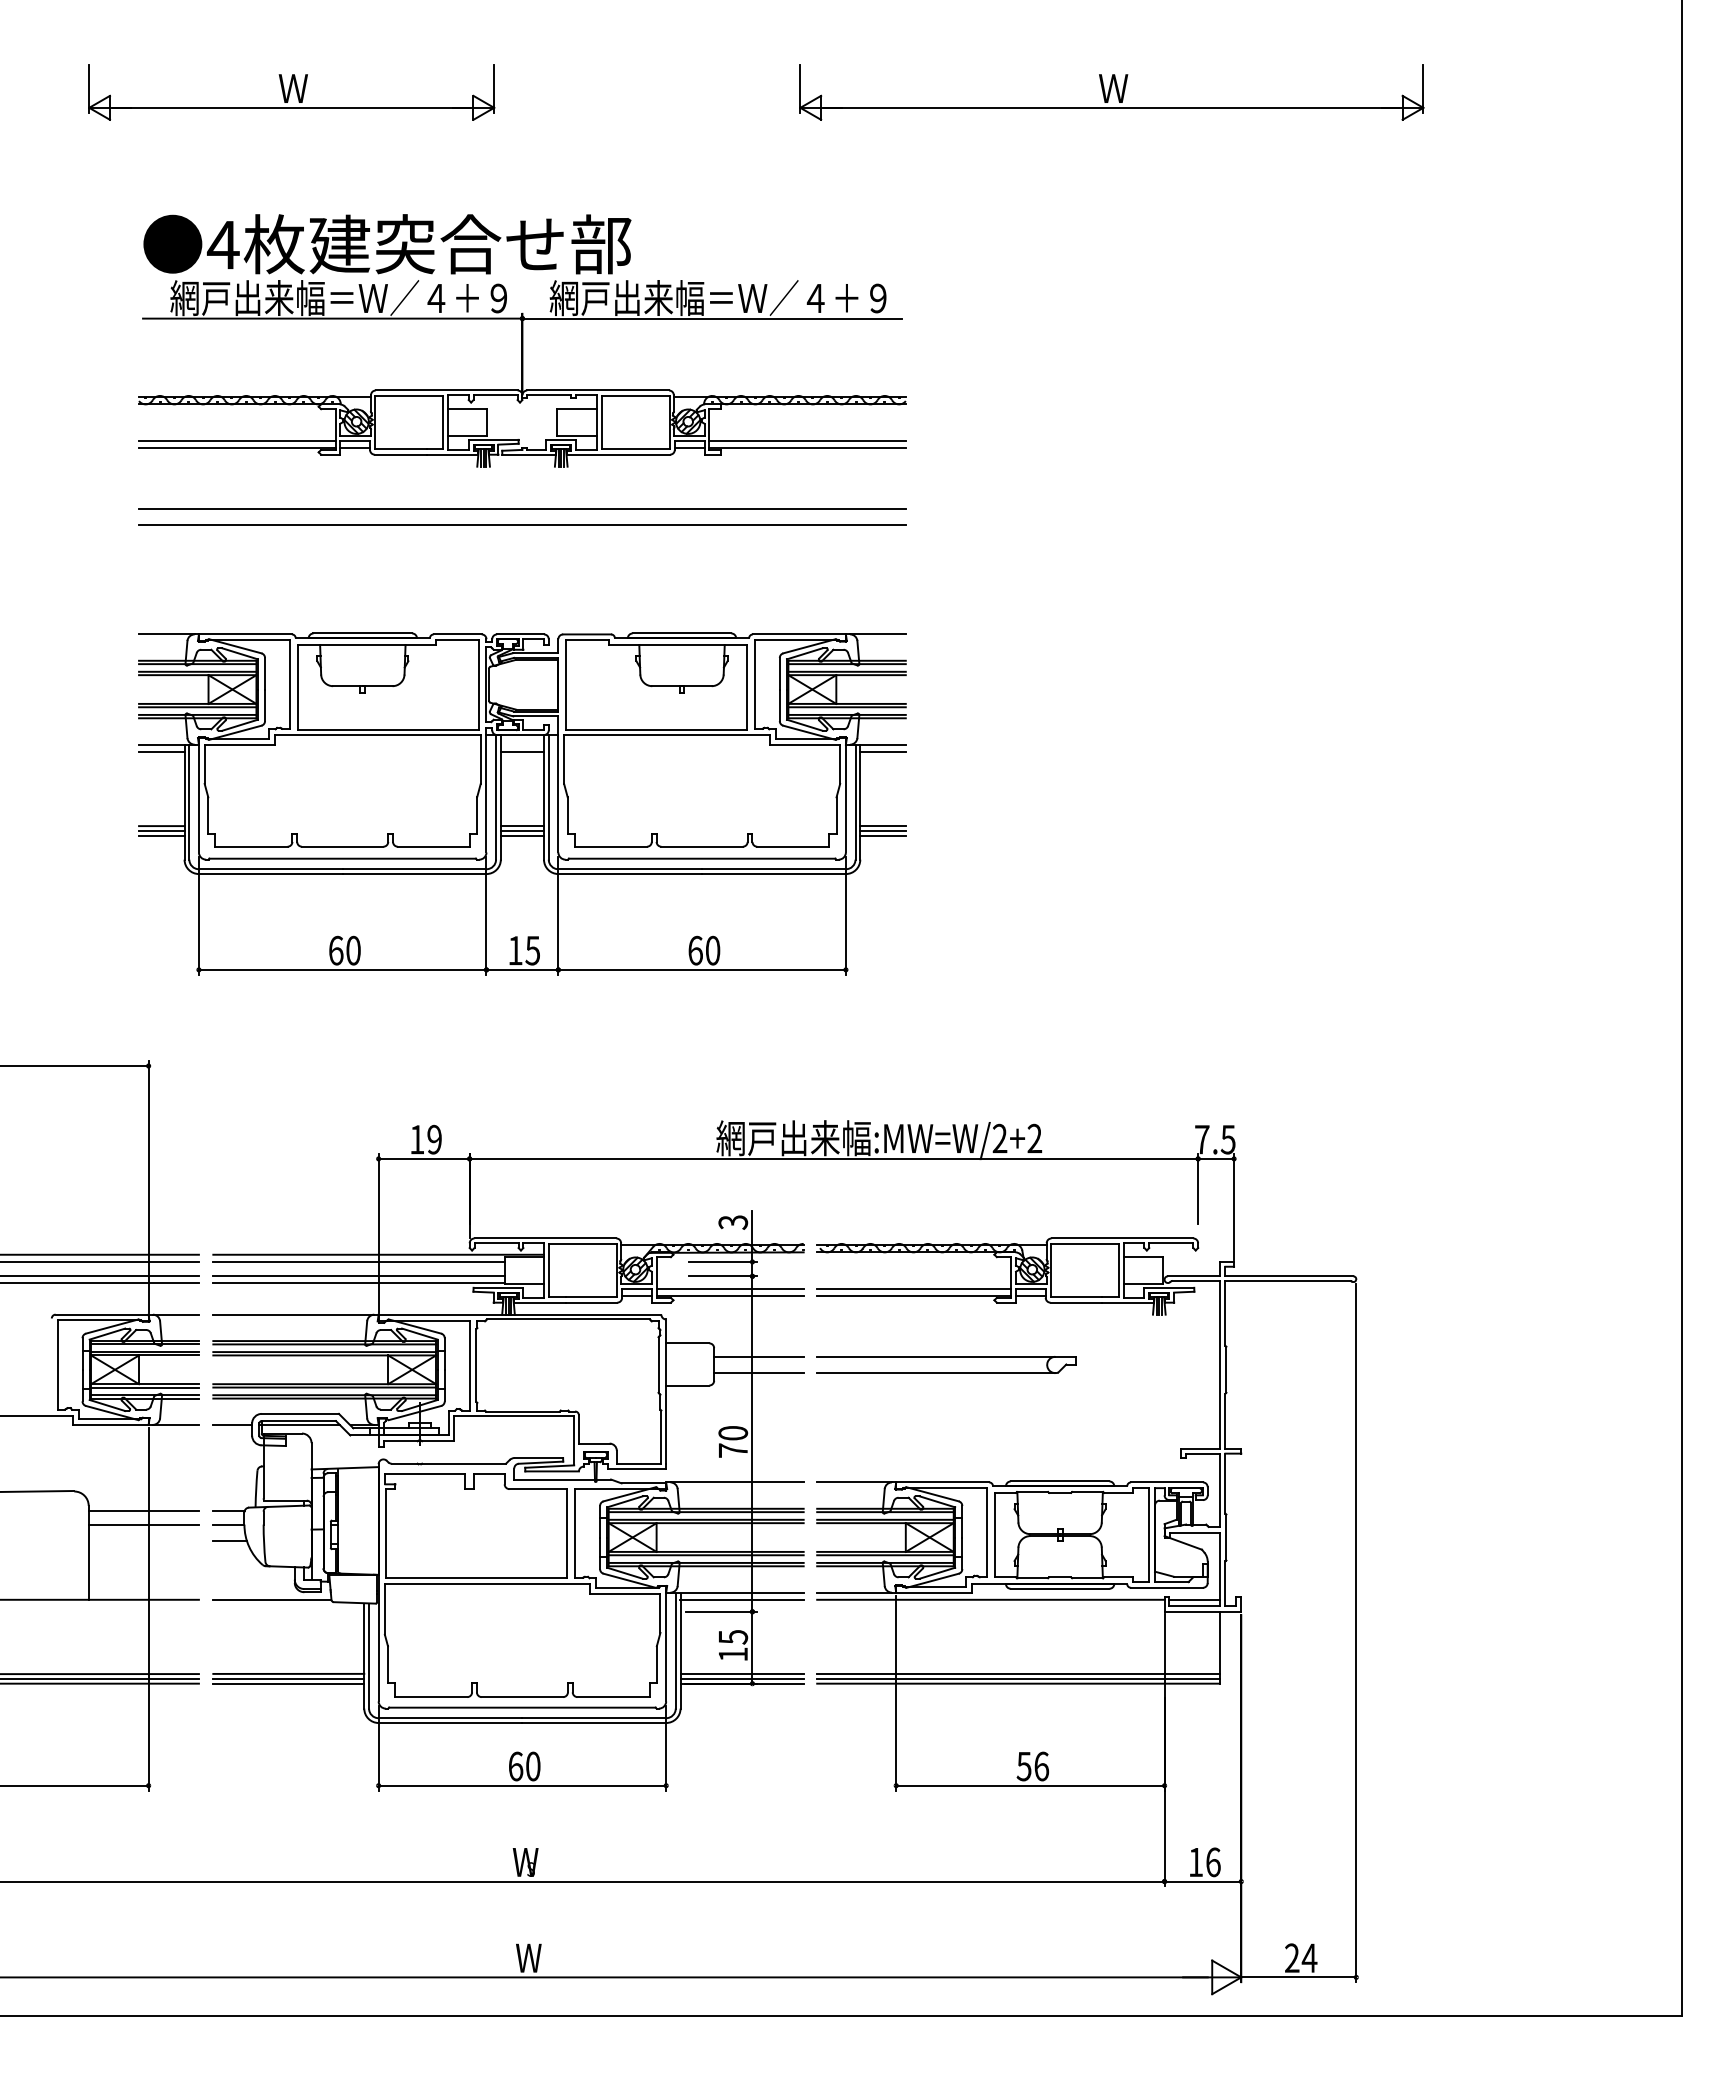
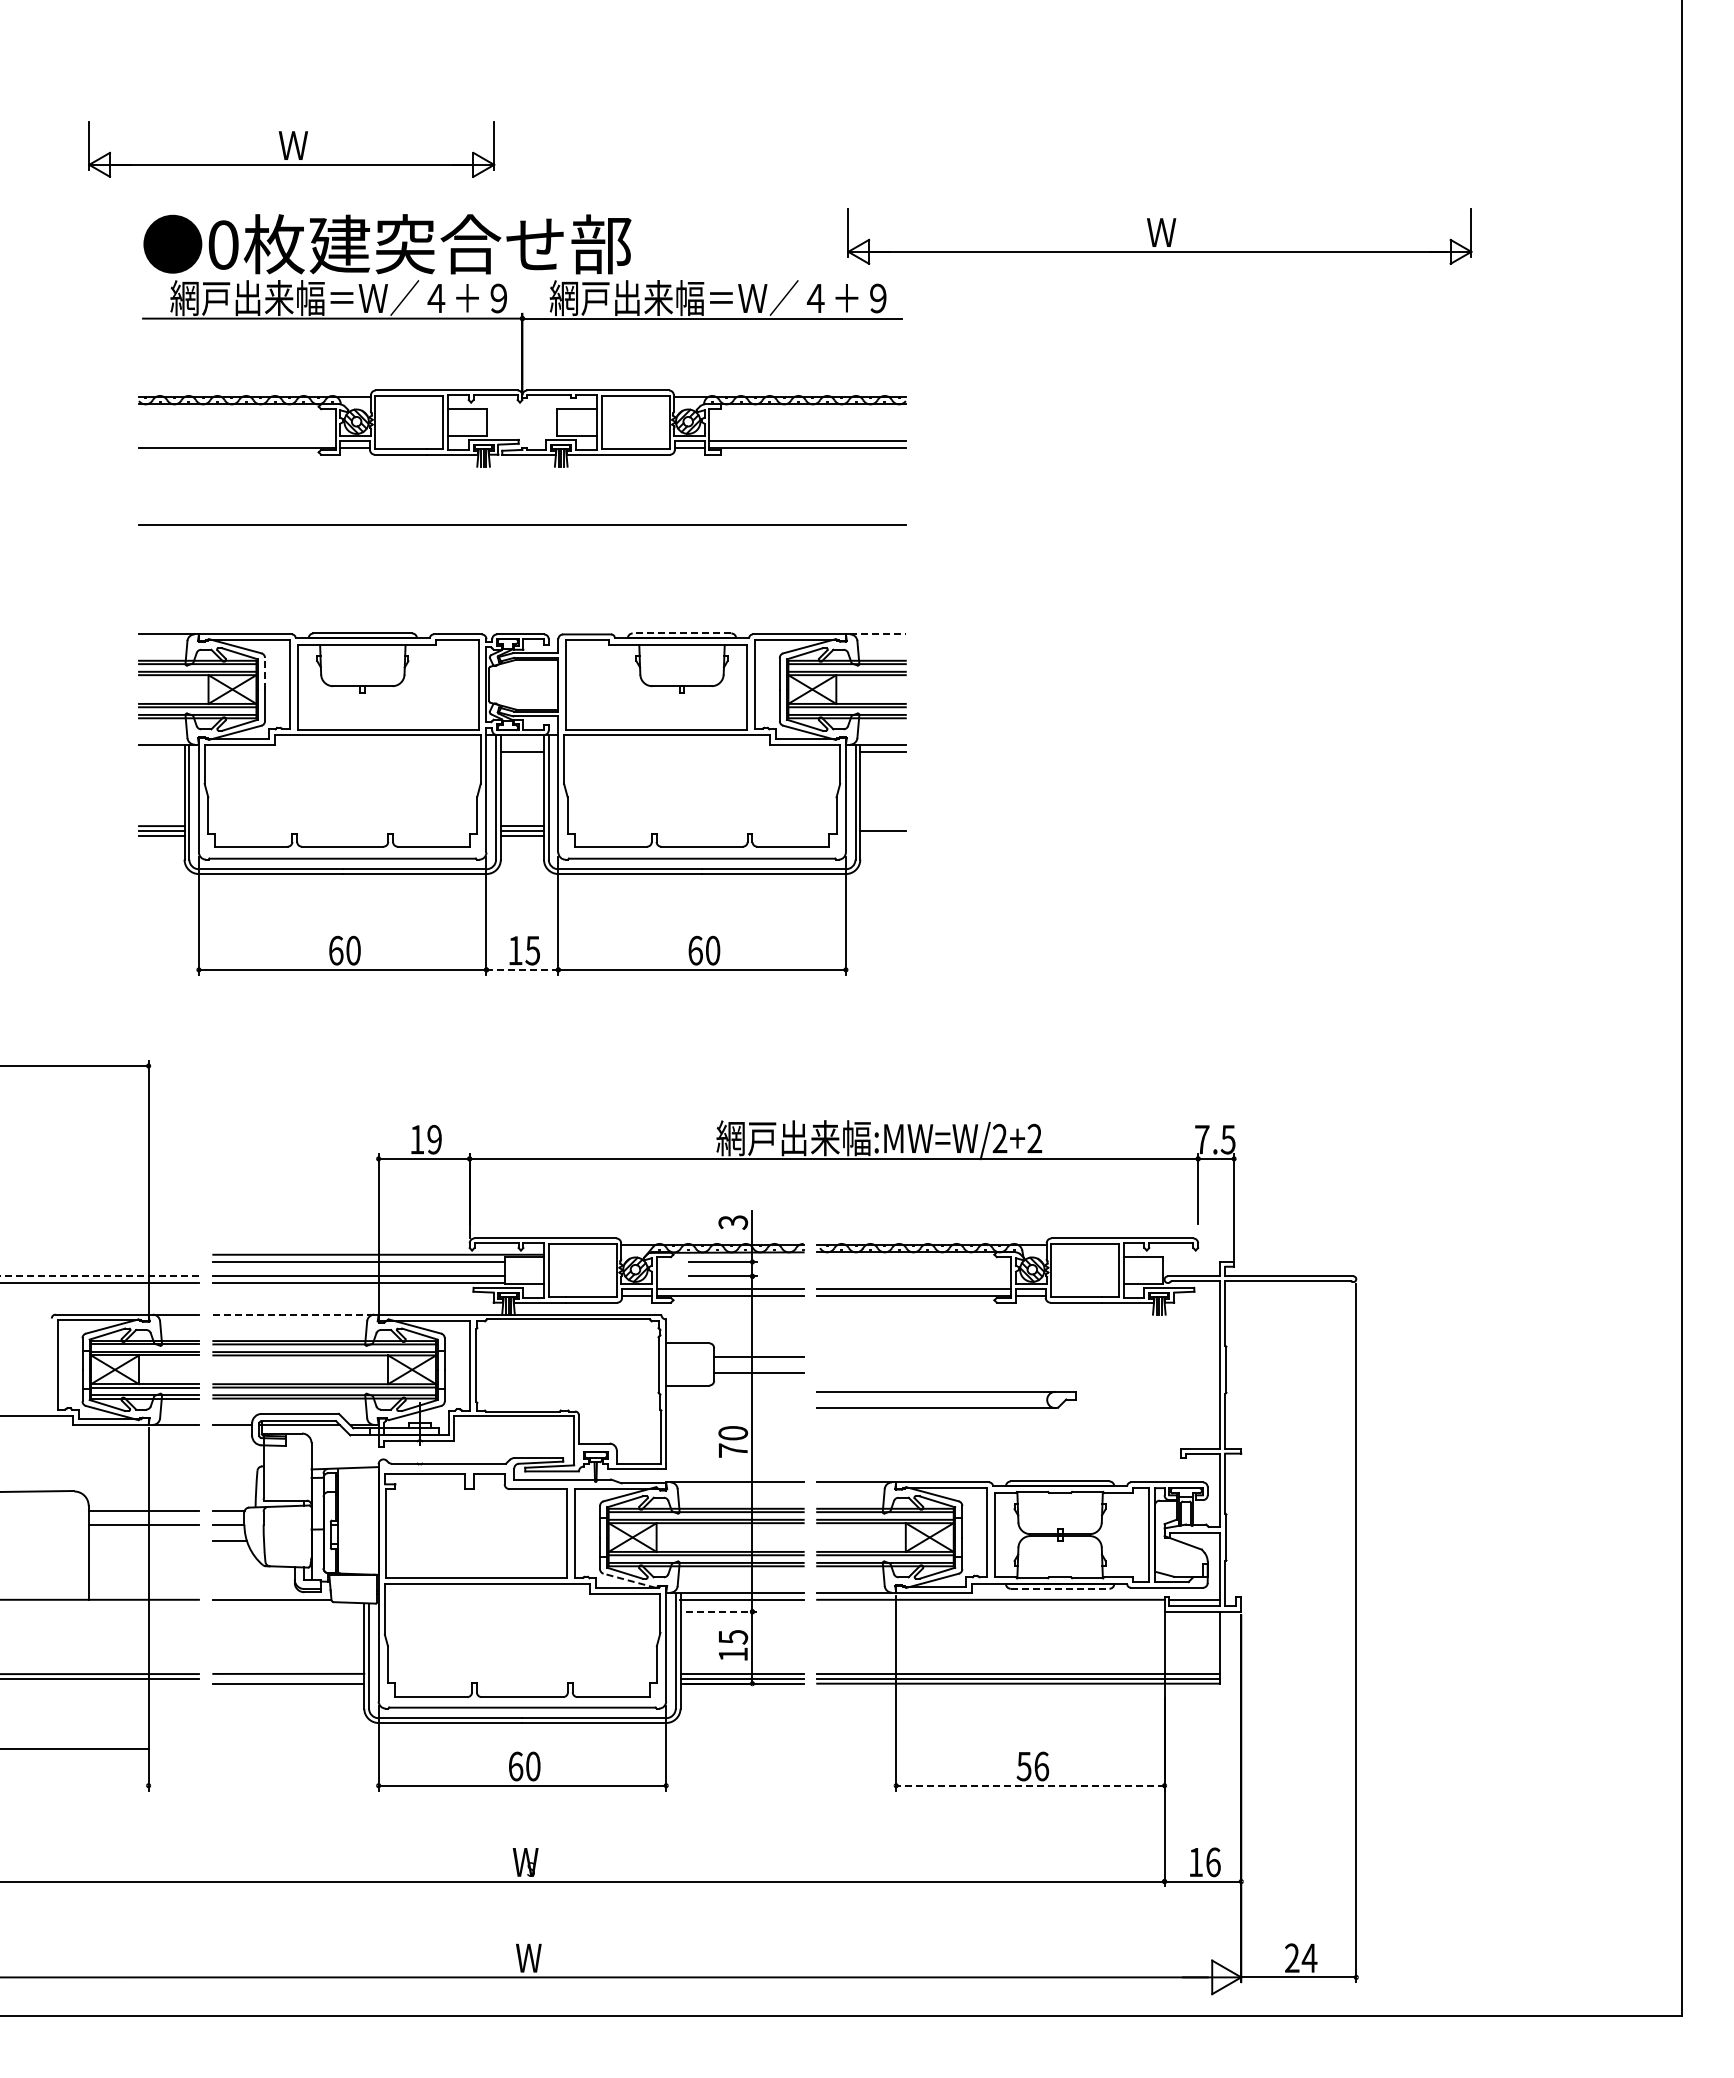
part position: (291, 92) -> (291, 149) (291, 149)
part position: (1111, 92) -> (1159, 236) (1159, 236)
text: 4 -> 0 (222, 244)
line: present -> none (237, 440)
line: present -> none (522, 508)
line: solid -> dashed (681, 633)
line: solid -> dashed (878, 634)
line: solid -> dashed (265, 673)
line: present -> none (161, 751)
line: present -> none (882, 826)
line: present -> none (882, 835)
line: solid -> dashed (522, 969)
line: present -> none (100, 1254)
line: present -> none (100, 1261)
line: solid -> dashed (99, 1276)
line: solid -> dashed (293, 1314)
part position: (946, 1357) -> (946, 1392) (946, 1392)
line: solid -> dashed (629, 1580)
line: solid -> dashed (1060, 1588)
line: solid -> dashed (721, 1611)
line: present -> none (288, 1678)
line: present -> none (100, 1683)
line position: (75, 1785) -> (75, 1748) (75, 1748)
line: solid -> dashed (1029, 1785)
